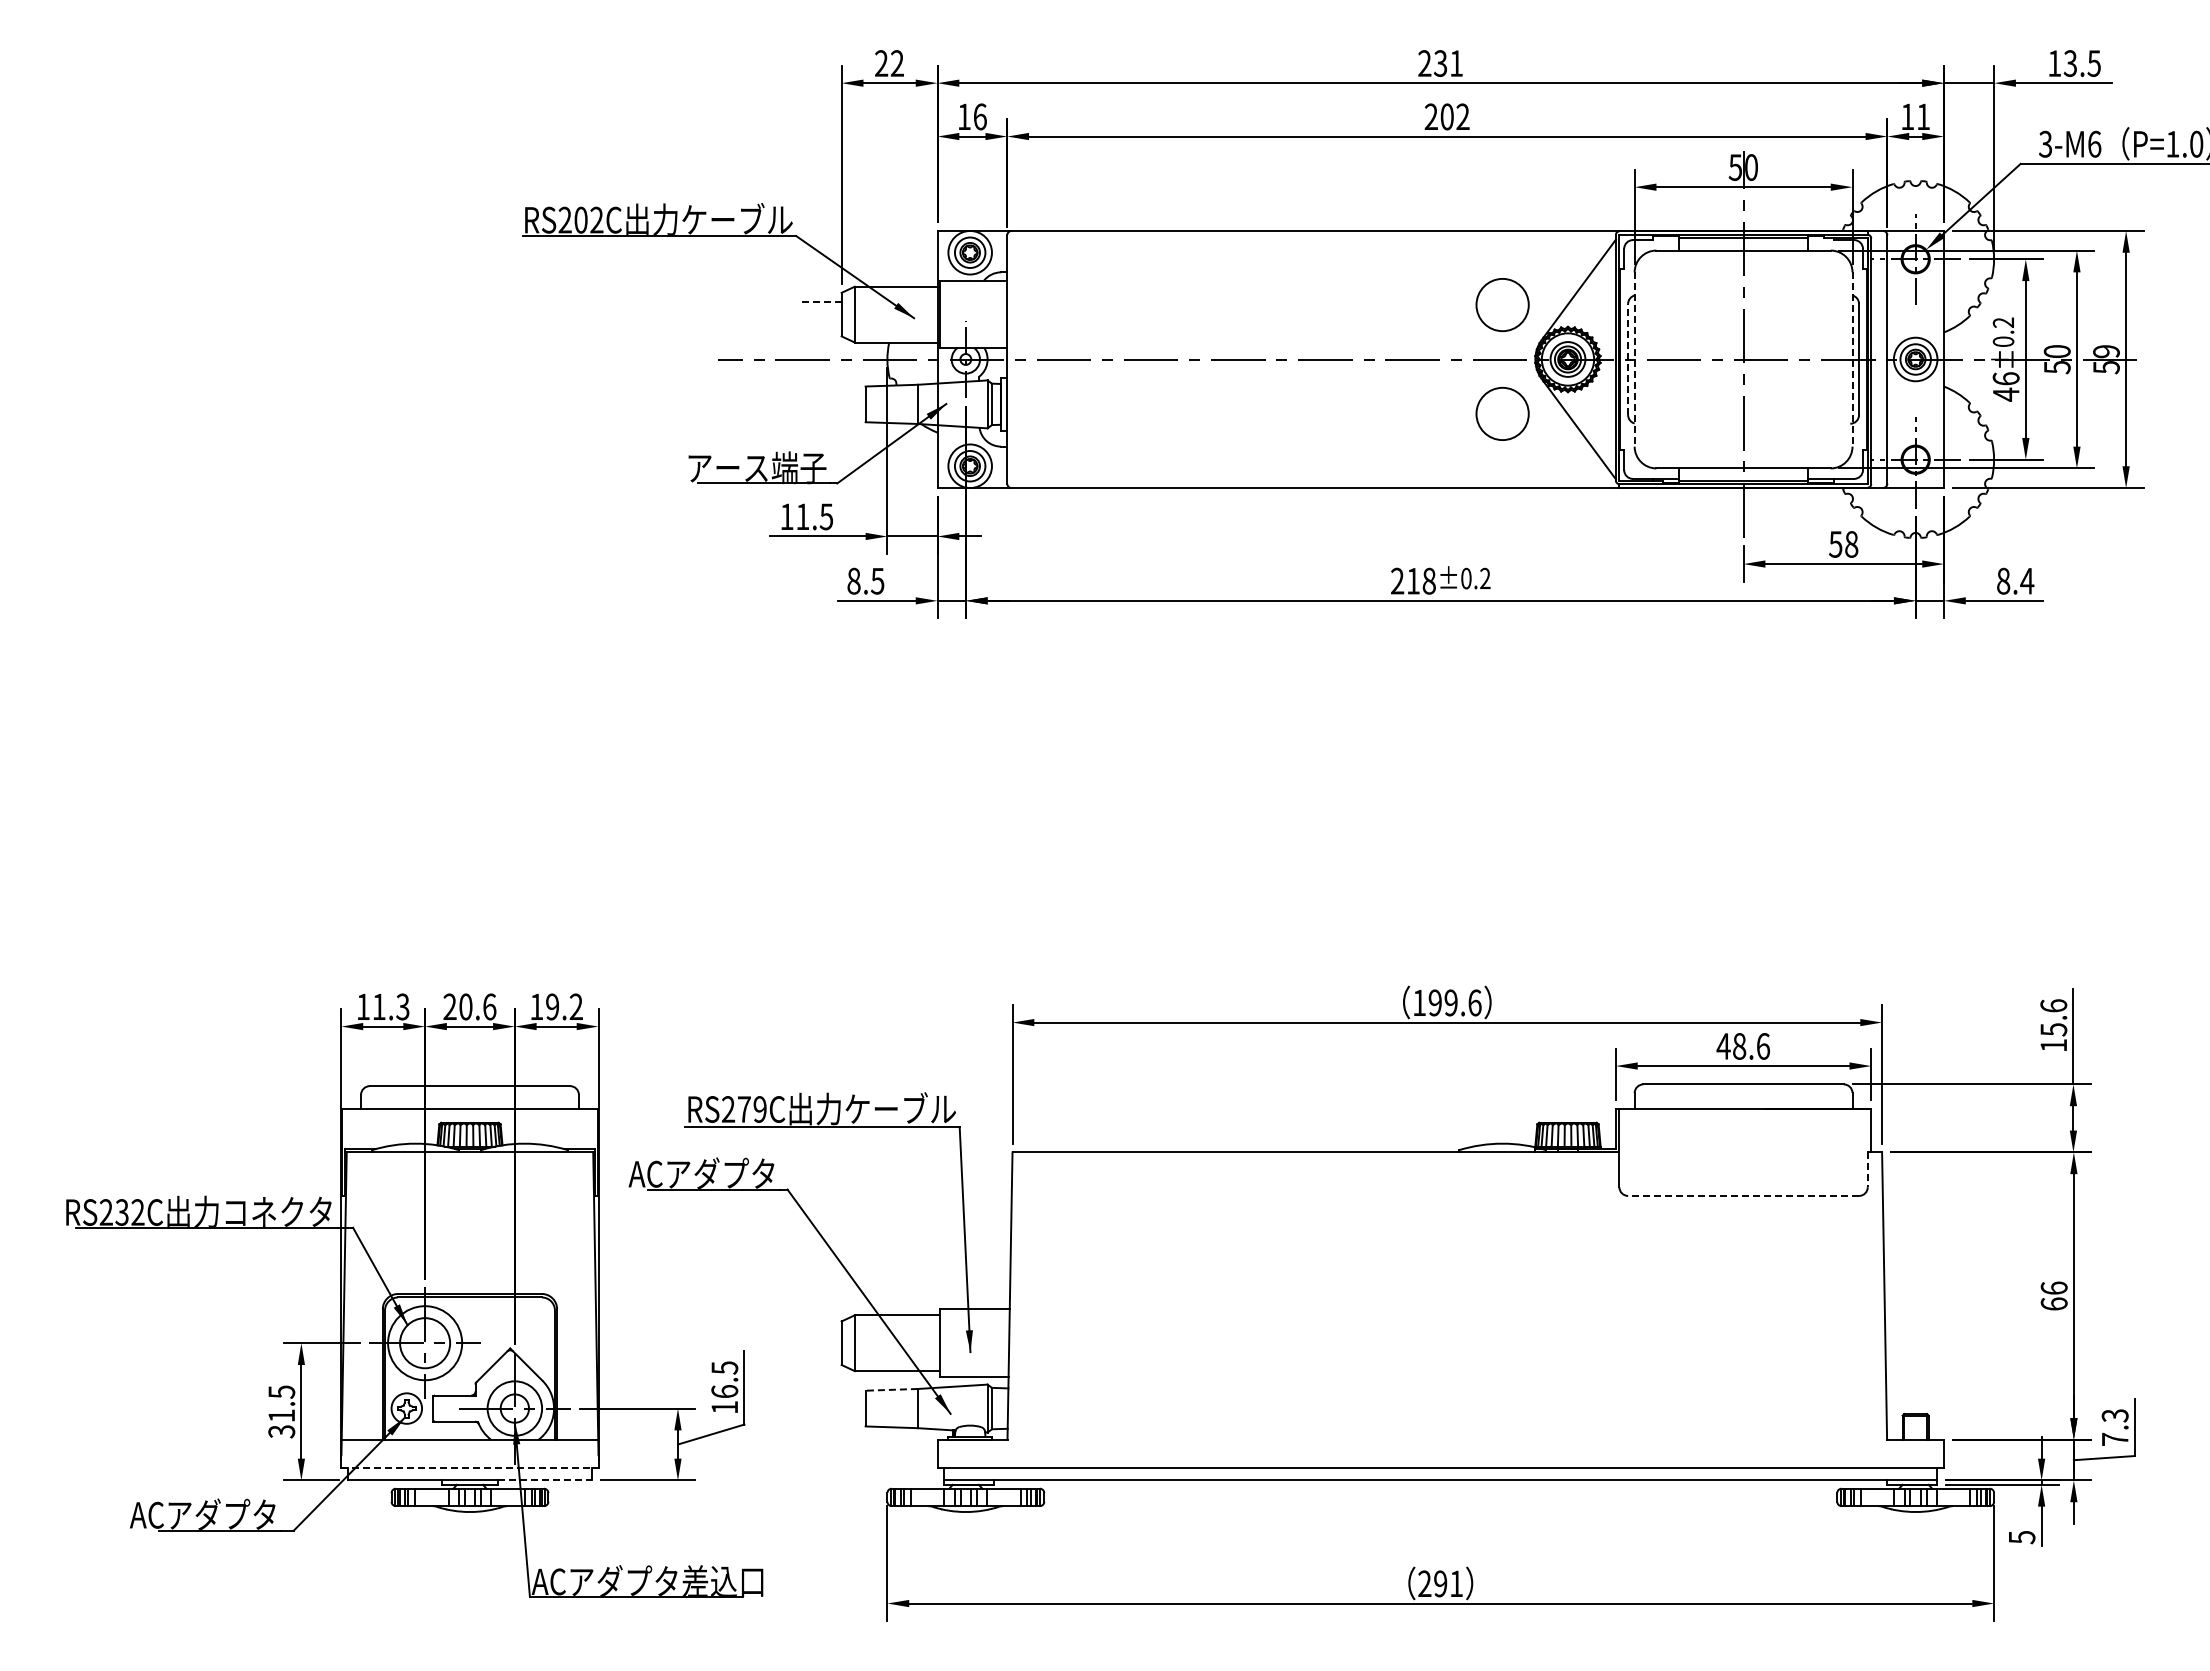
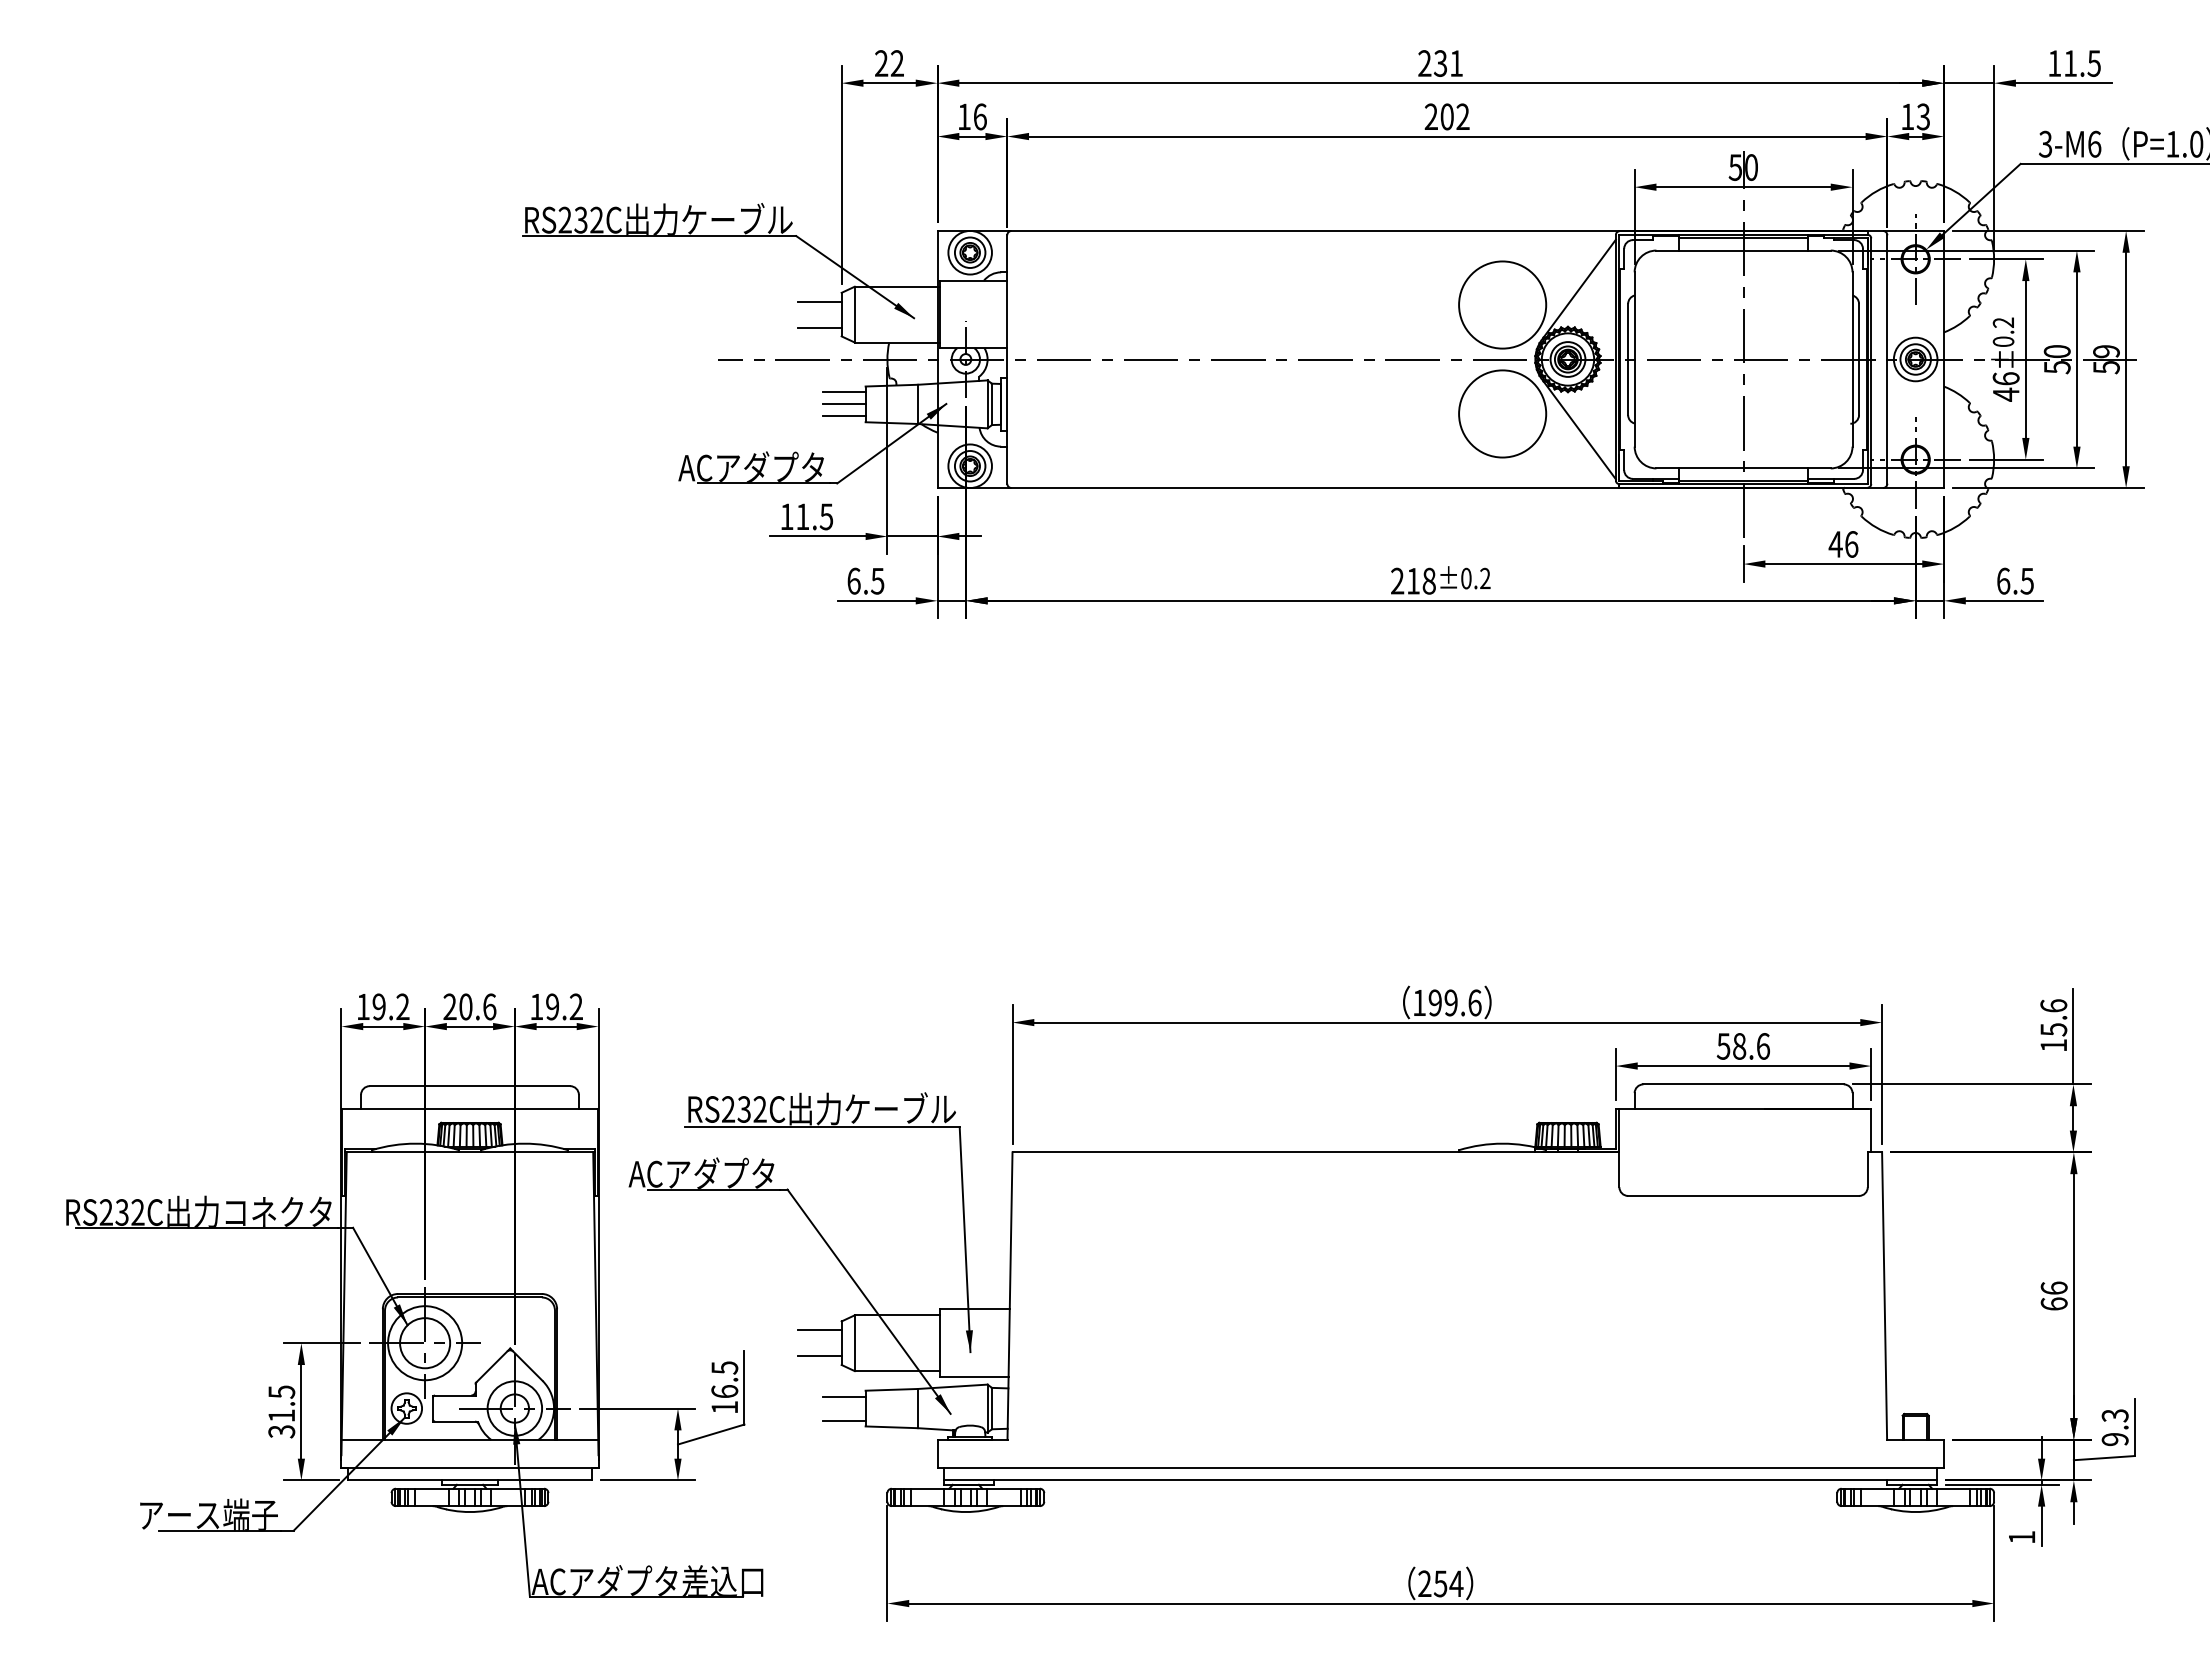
text: 13.5 -> 11.5 (2069, 63)
text: 11 -> 13 (1922, 116)
text: RS202C -> RS232C (580, 219)
line: dashed -> solid (819, 301)
circle diameter: 52 px -> 87 px (1502, 304)
line: none -> present (819, 327)
line: dashed -> solid (1628, 359)
line: dashed -> solid (1634, 360)
line: dashed -> solid (1852, 360)
line: none -> present (844, 392)
line: none -> present (844, 404)
circle diameter: 52 px -> 87 px (1502, 413)
line: none -> present (844, 416)
text: アース端子 -> ACアダプタ (752, 467)
text: 58 -> 46 (1843, 544)
text: 8.5 -> 6.5 (853, 580)
text: 8.4 -> 6.5 (2015, 580)
text: 11.3 -> 19.2 (390, 1006)
text: 48.6 -> 58.6 (1723, 1046)
text: RS279C -> RS232C (751, 1109)
line: dashed -> solid (1867, 1170)
line: dashed -> solid (1743, 1195)
line: none -> present (819, 1330)
line: none -> present (819, 1356)
line: dashed -> solid (891, 1389)
line: none -> present (844, 1396)
line: none -> present (844, 1420)
text: 7.3 -> 9.3 (2114, 1439)
line: dashed -> solid (469, 1468)
line: dashed -> solid (545, 1480)
text: ACアダプタ -> アース端子 (203, 1513)
text: 5 -> 1 (2022, 1537)
text: 291 -> 254 (1448, 1583)
